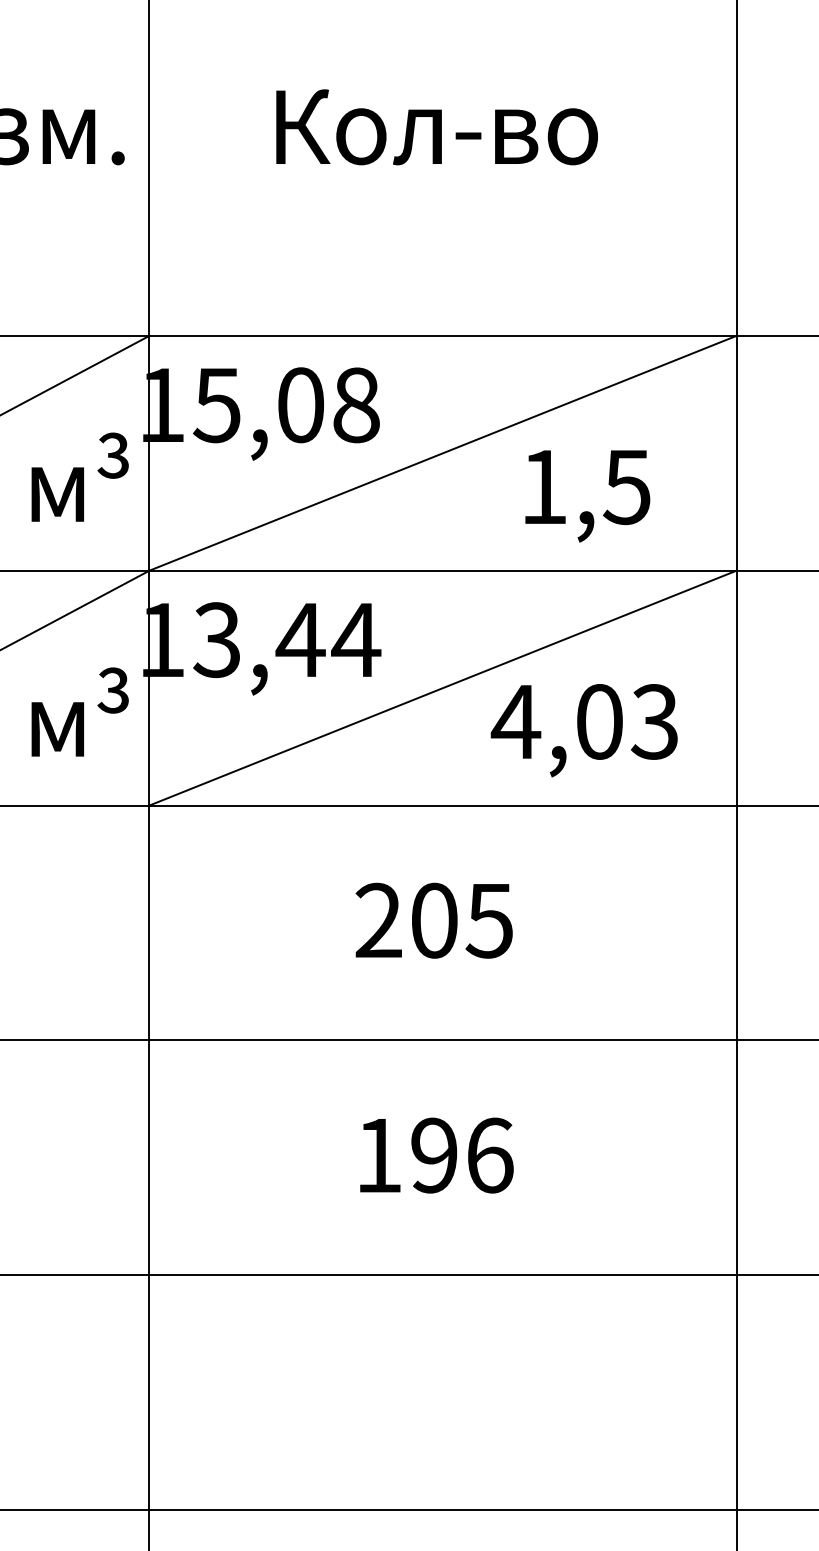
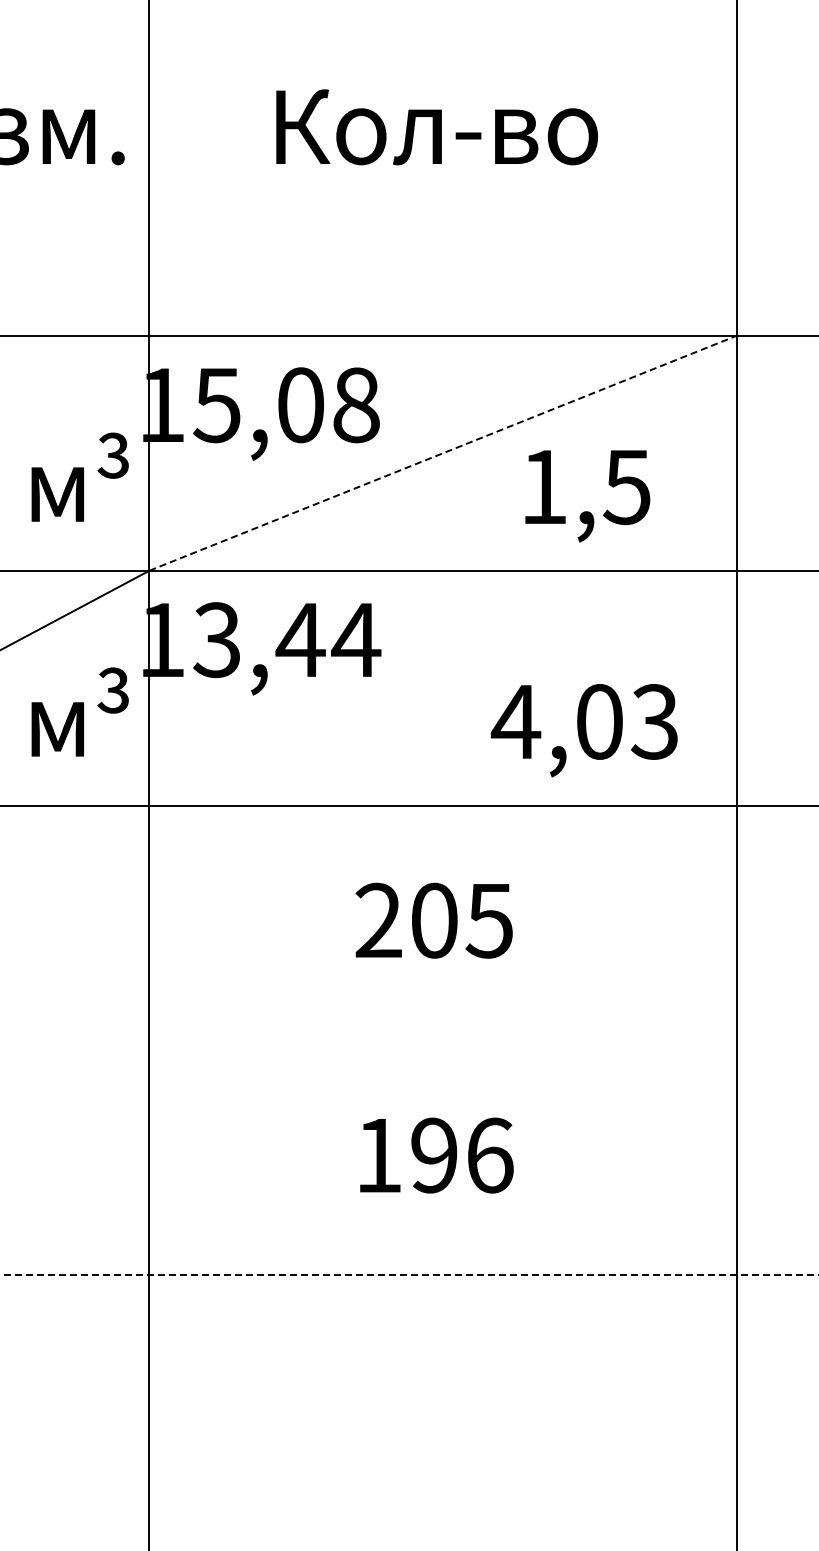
line: present -> none (75, 374)
line: solid -> dashed (443, 453)
line: present -> none (442, 687)
line: present -> none (408, 1040)
line: solid -> dashed (409, 1275)
line: present -> none (408, 1510)
